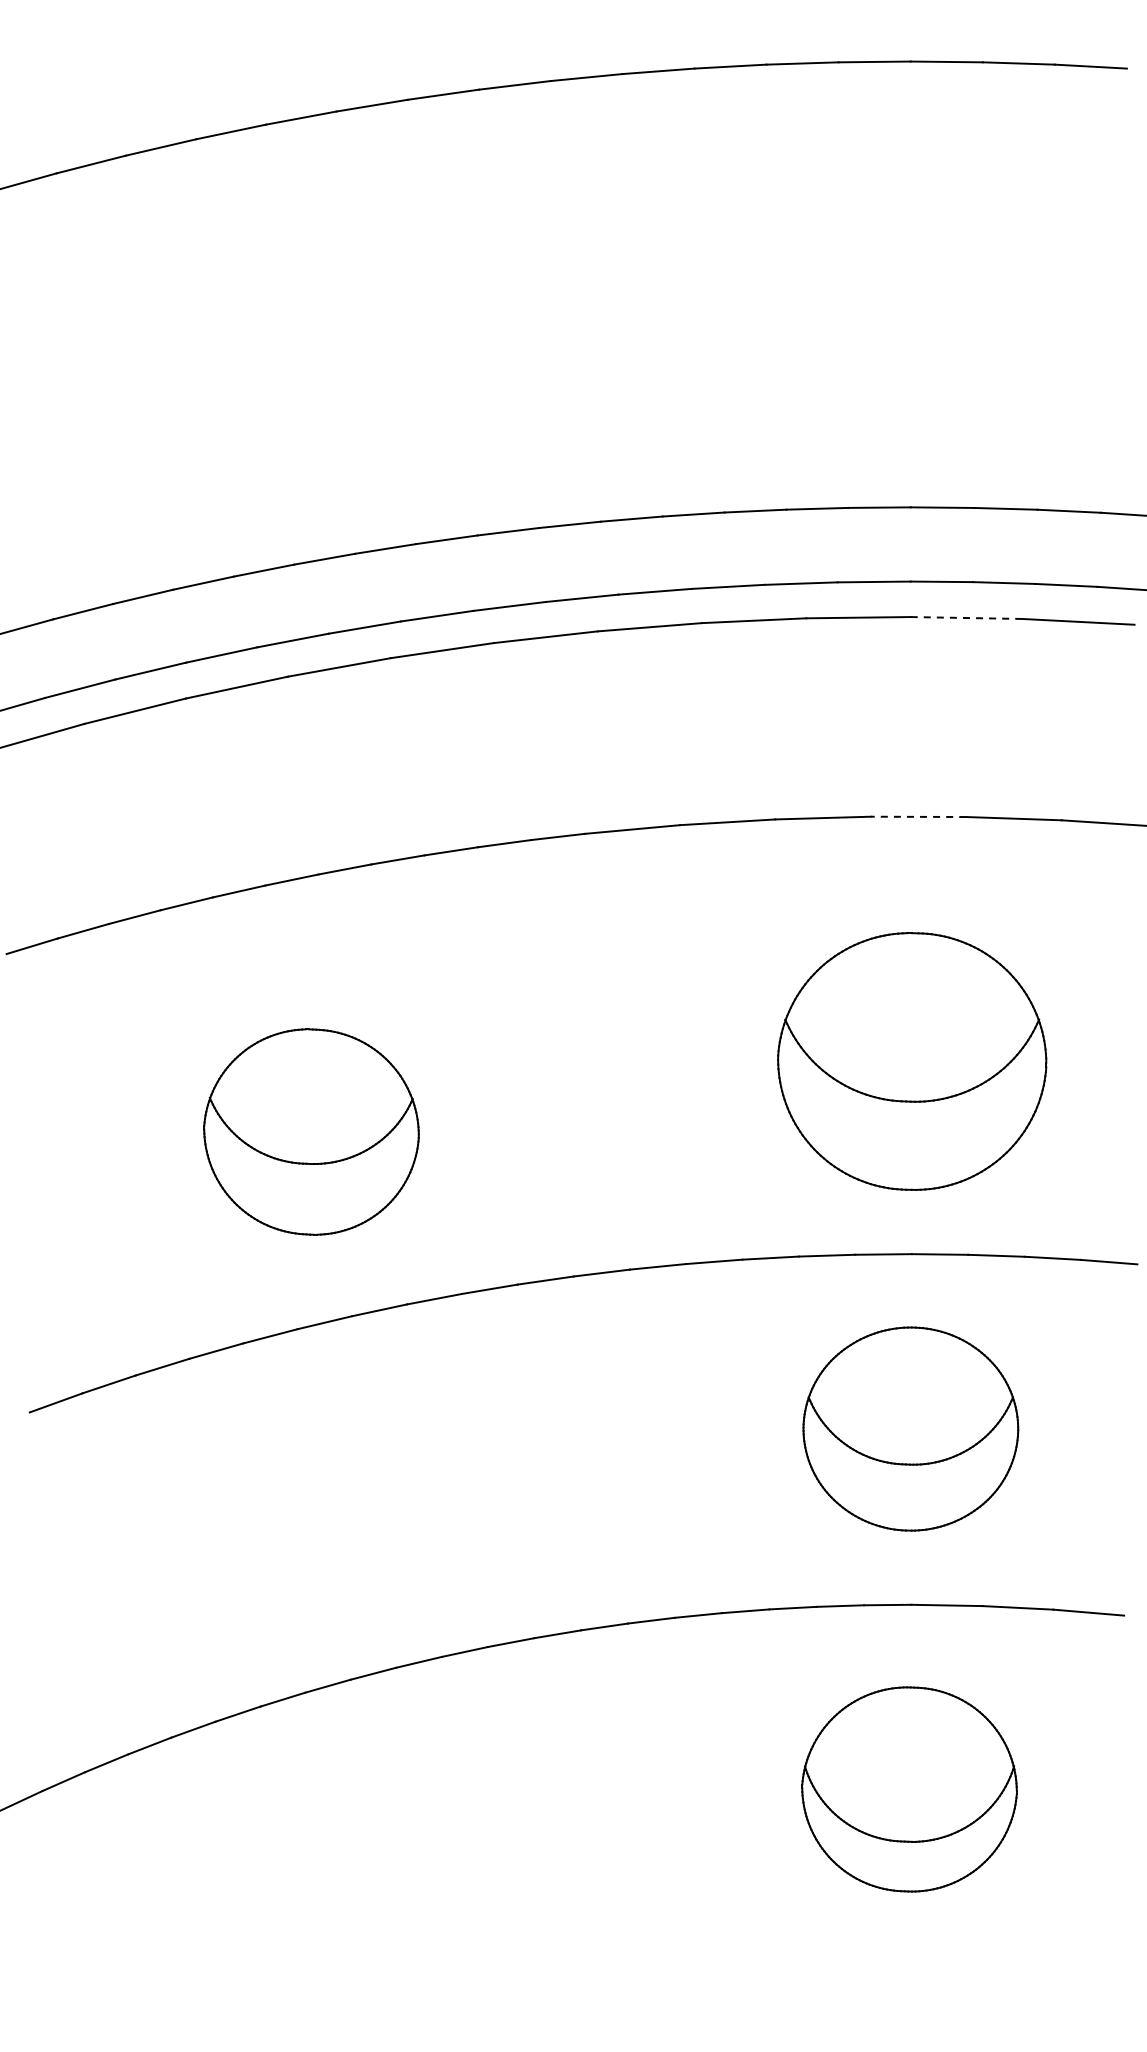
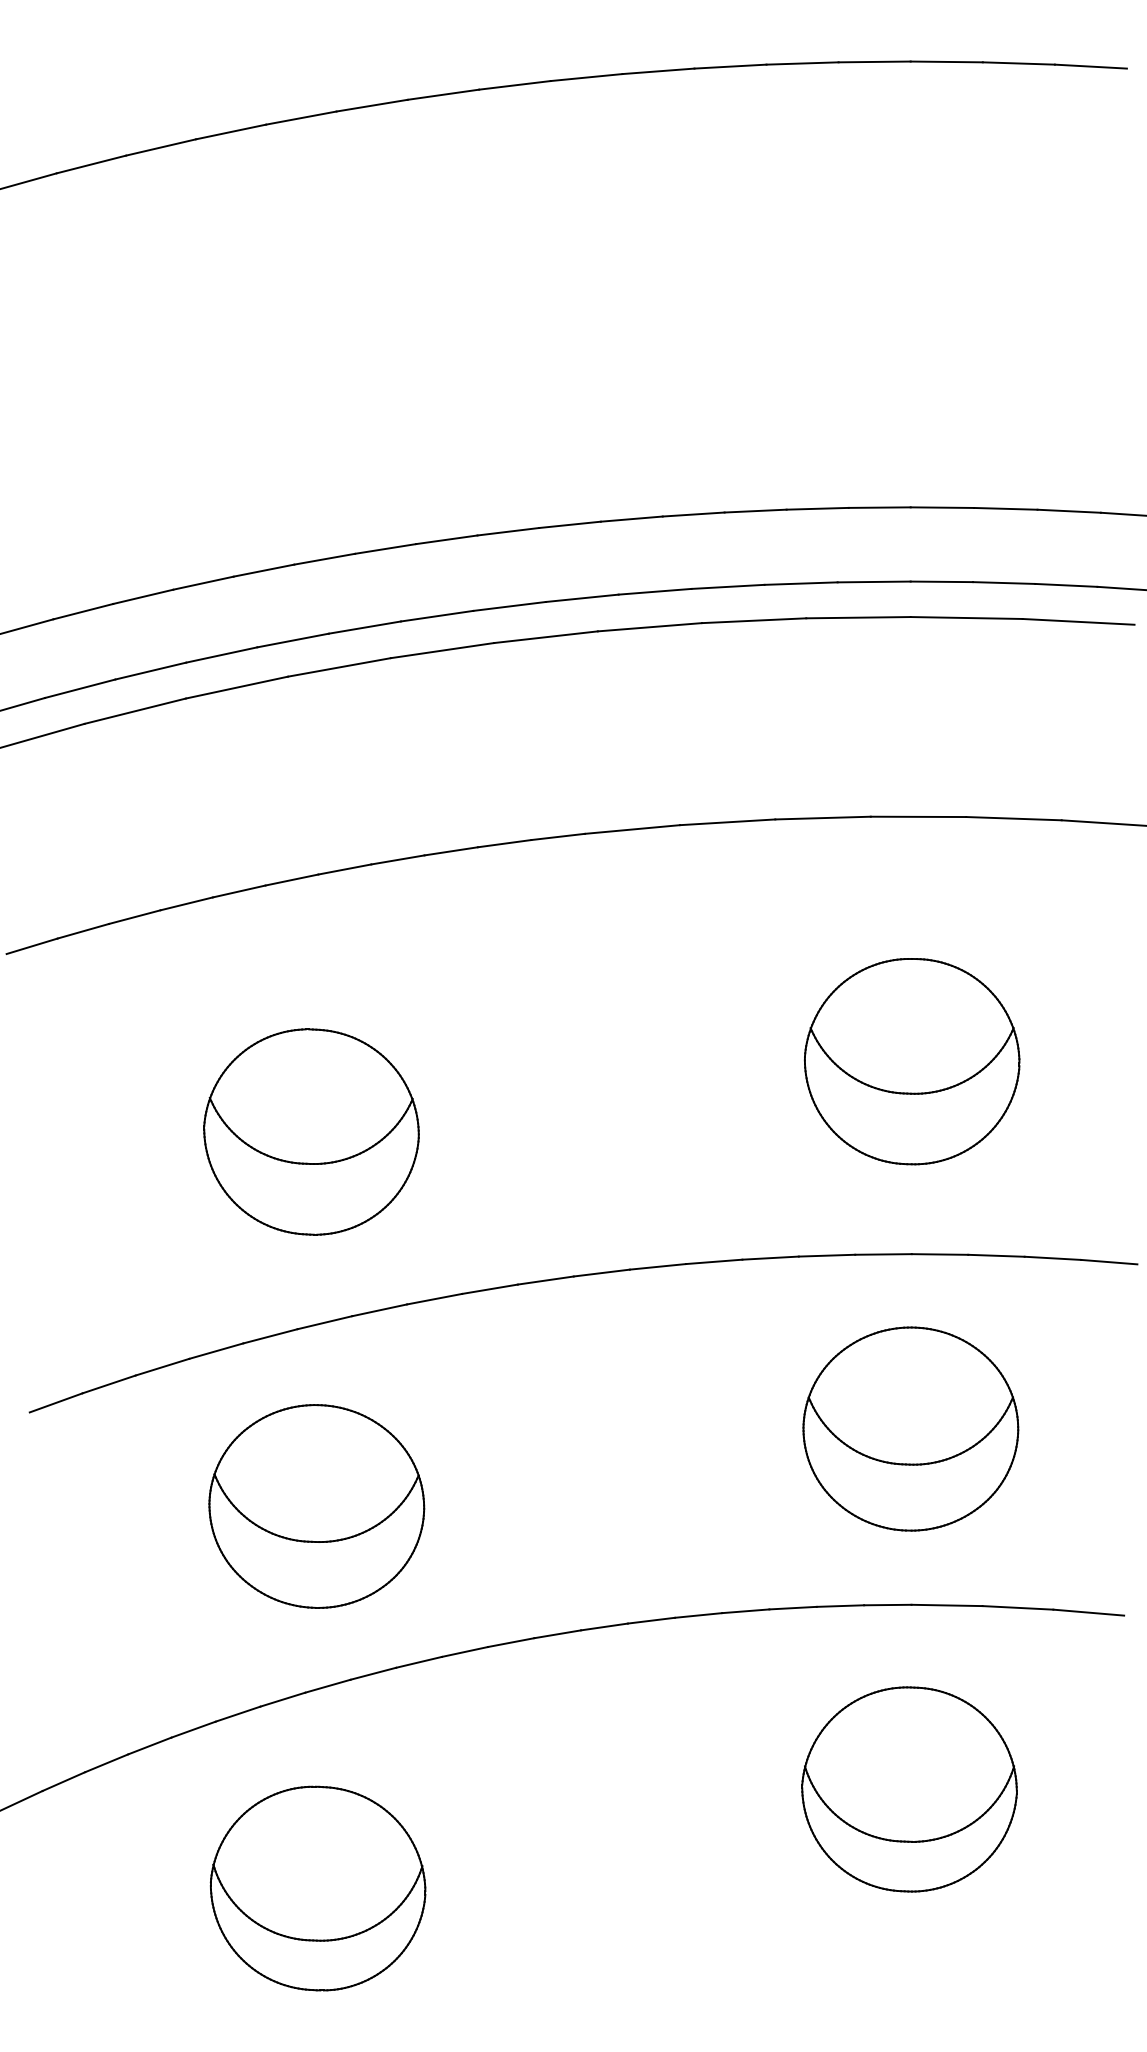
line: dashed -> solid (967, 618)
line: dashed -> solid (918, 816)
part size: 271x259 px -> 218x208 px (911, 1061)
part: none -> present (316, 1506)
part: none -> present (317, 1888)
